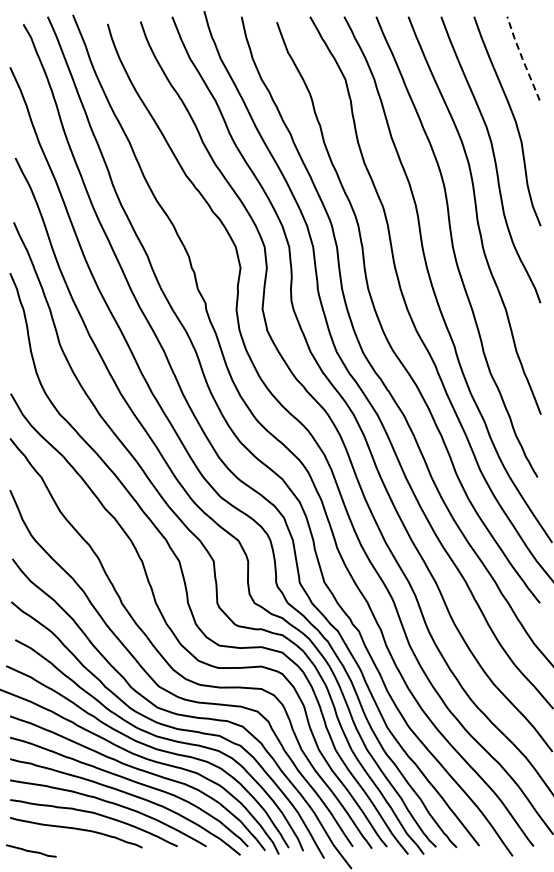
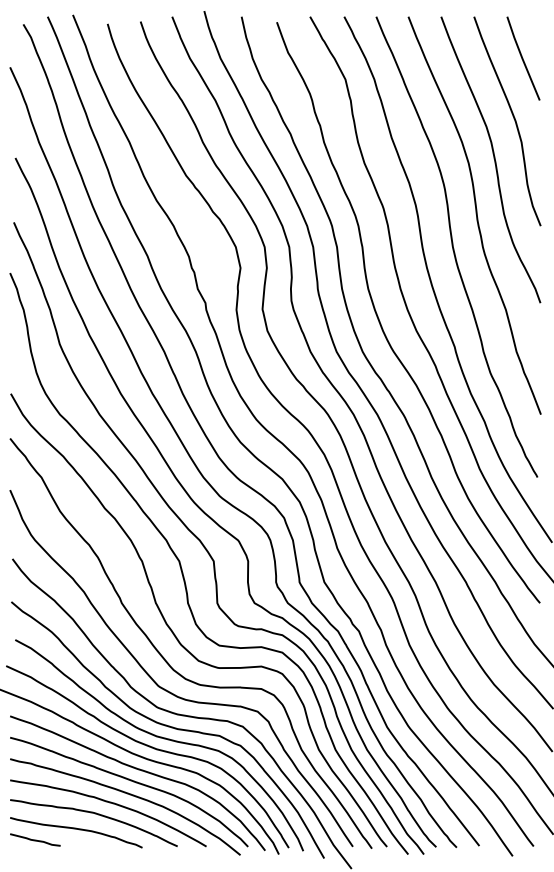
line: dashed -> solid (522, 58)
line position: (31, 850) -> (35, 839) (35, 839)
